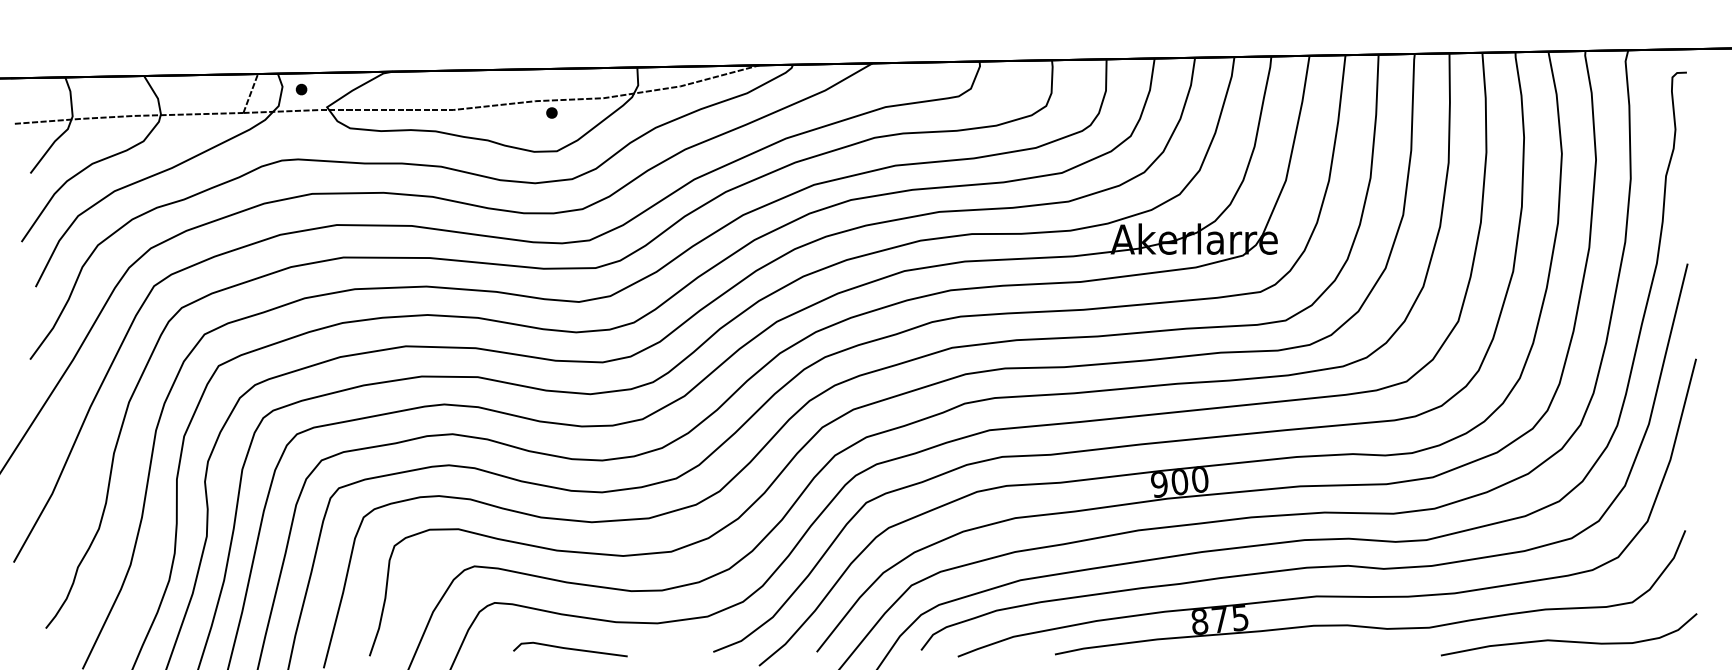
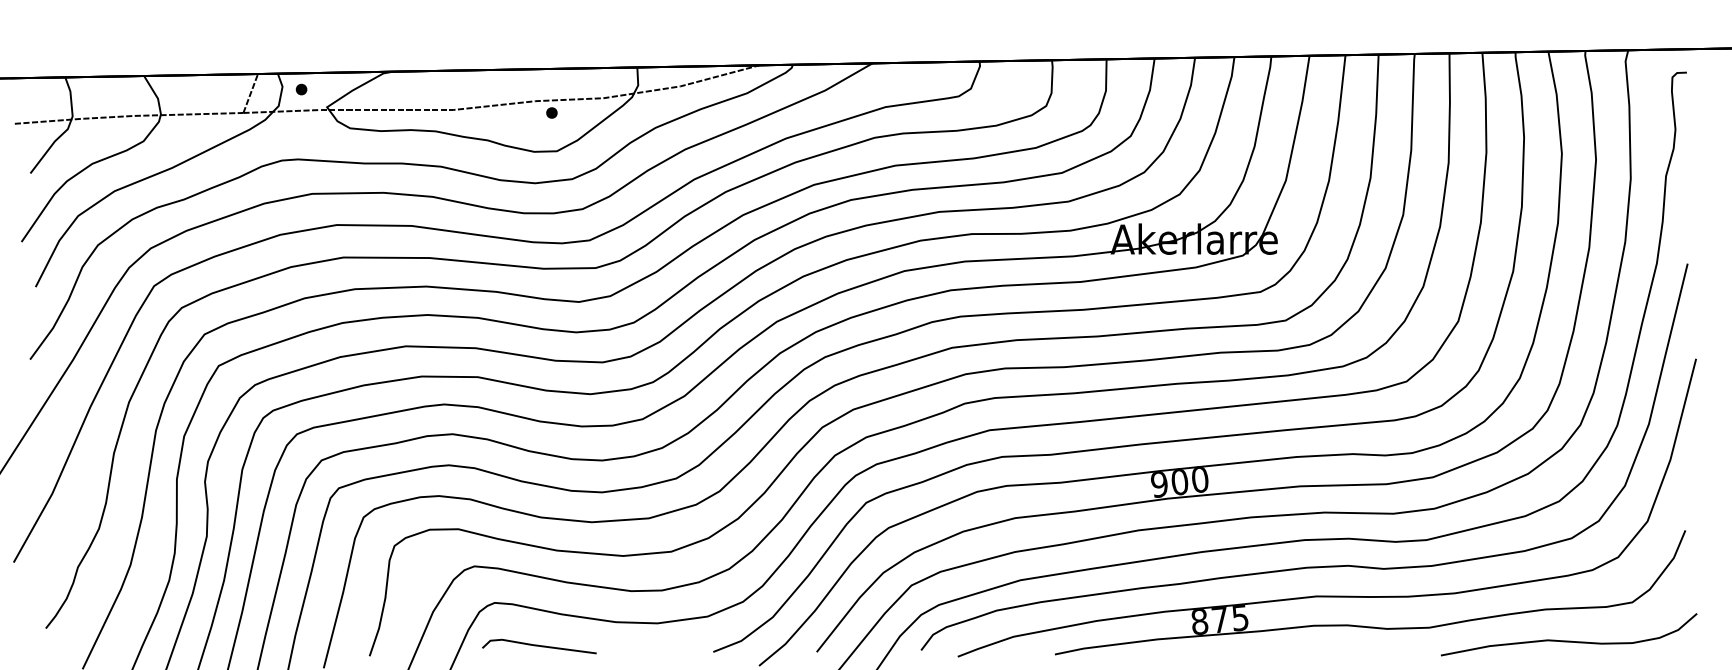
line position: (570, 649) -> (539, 646) (539, 646)
